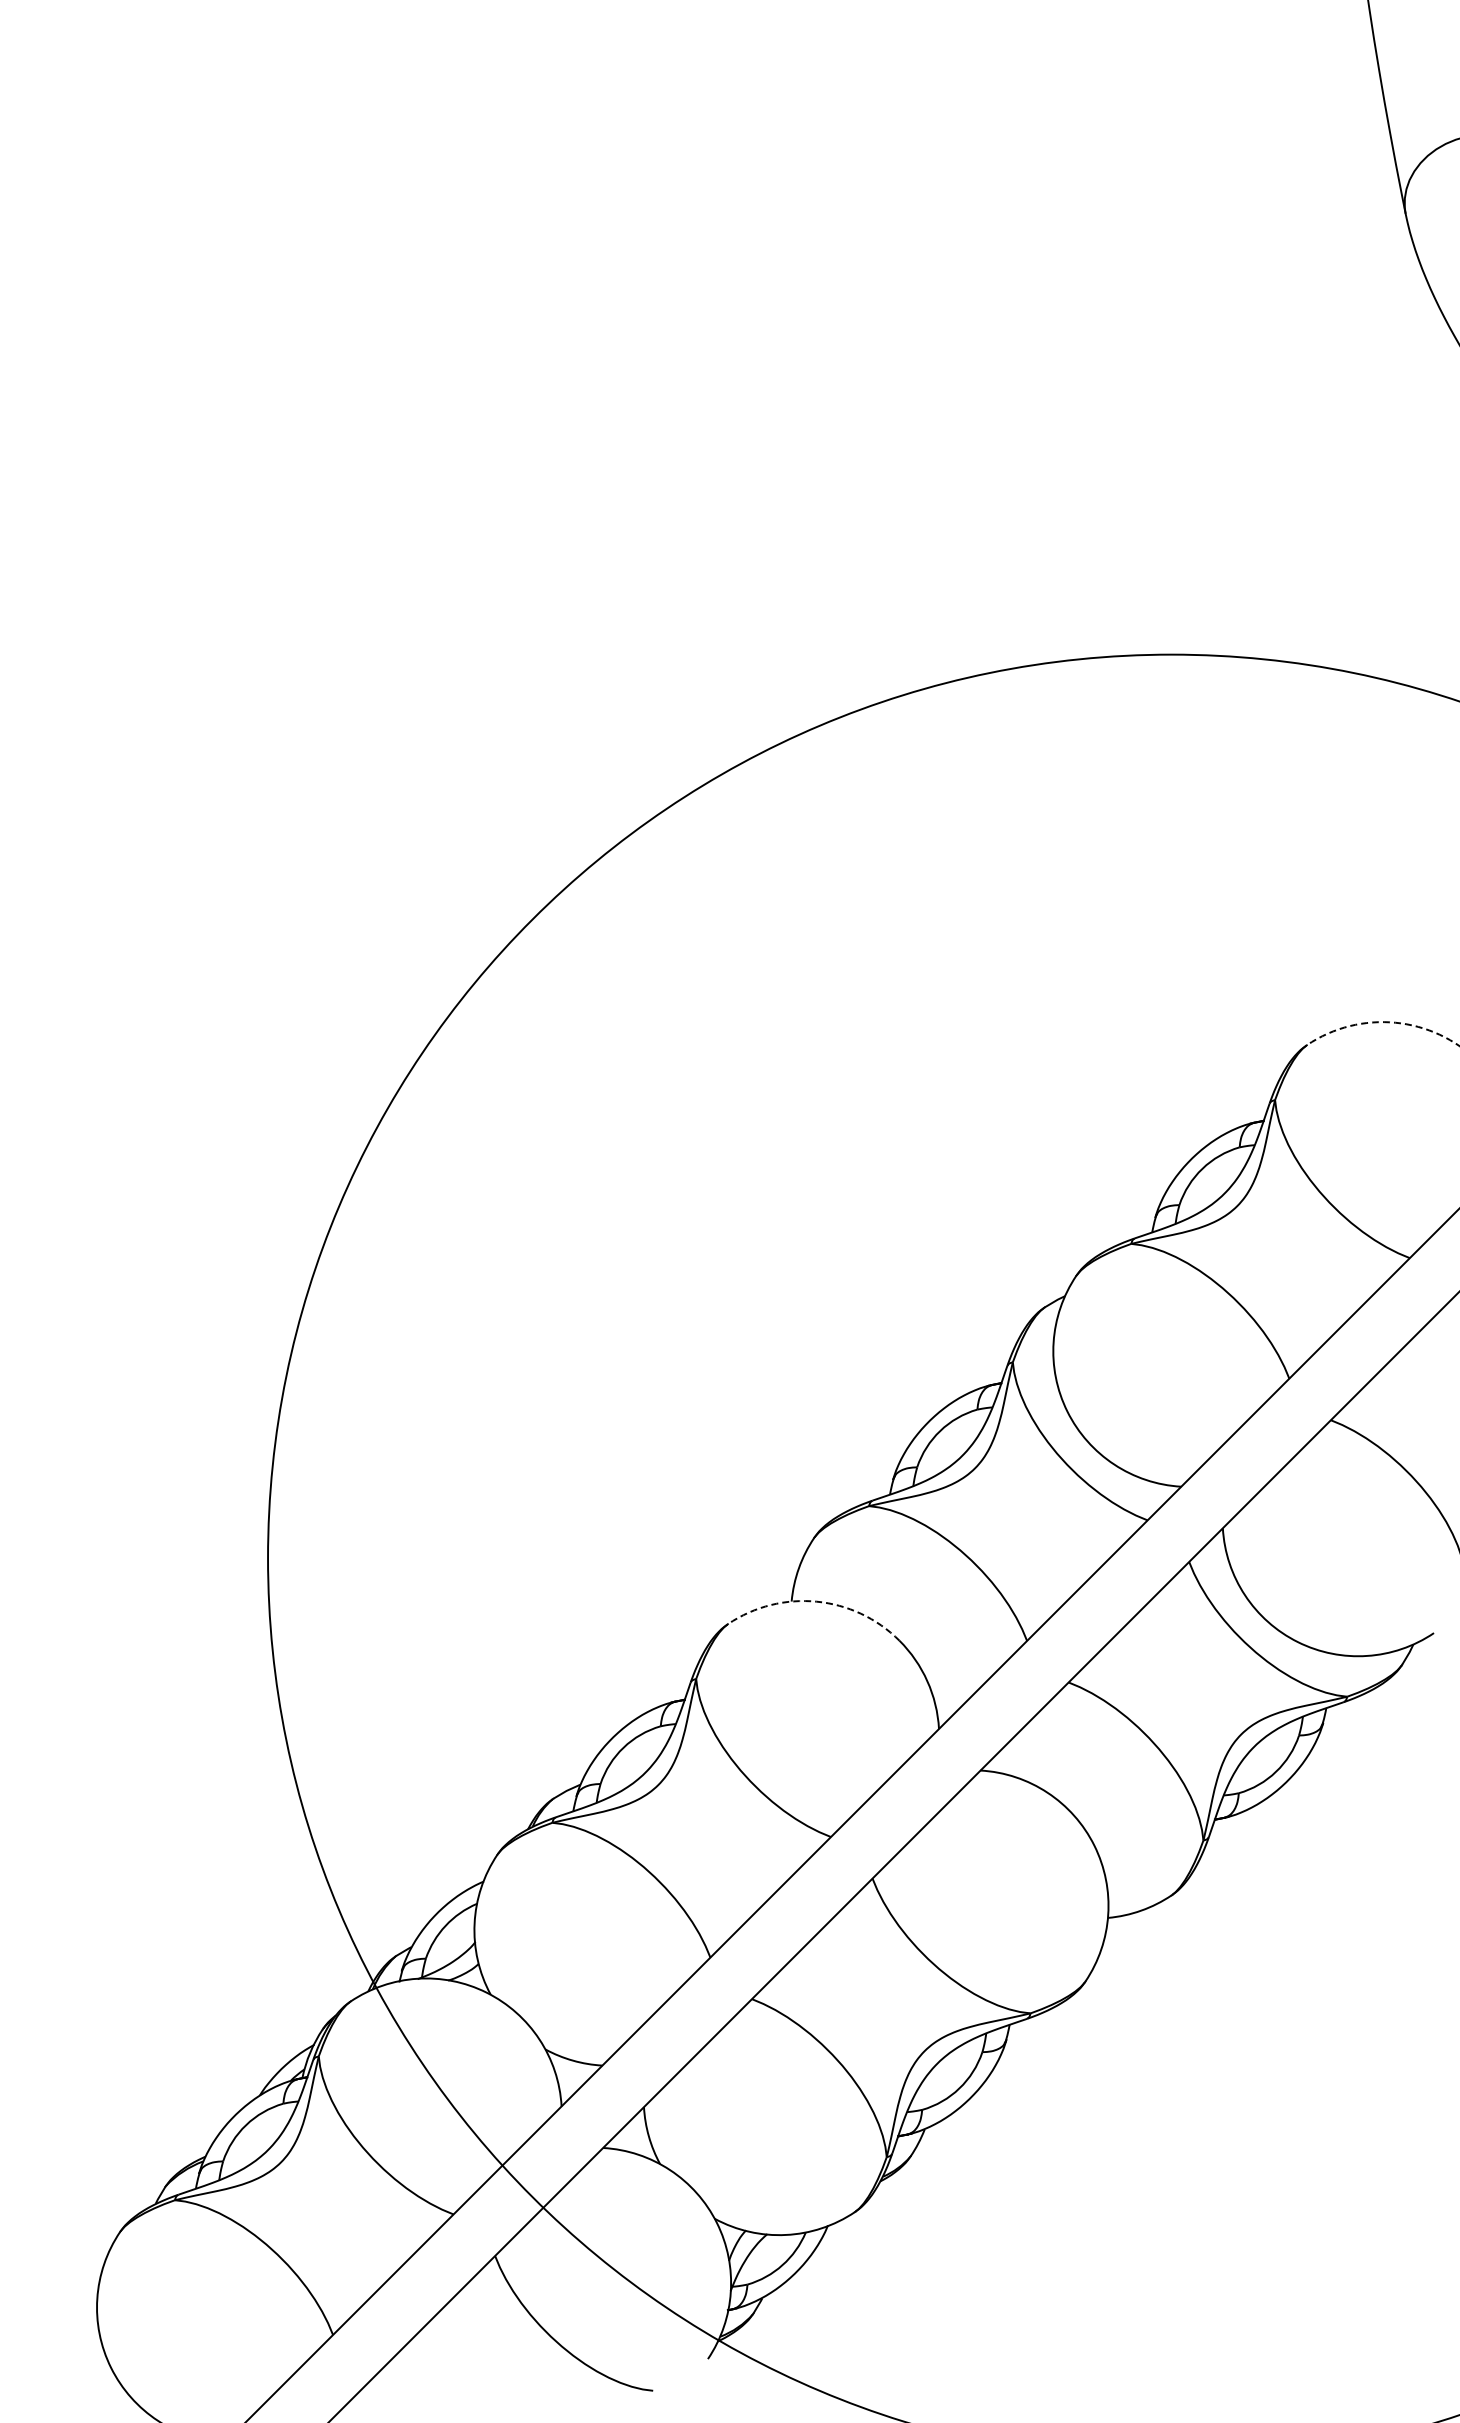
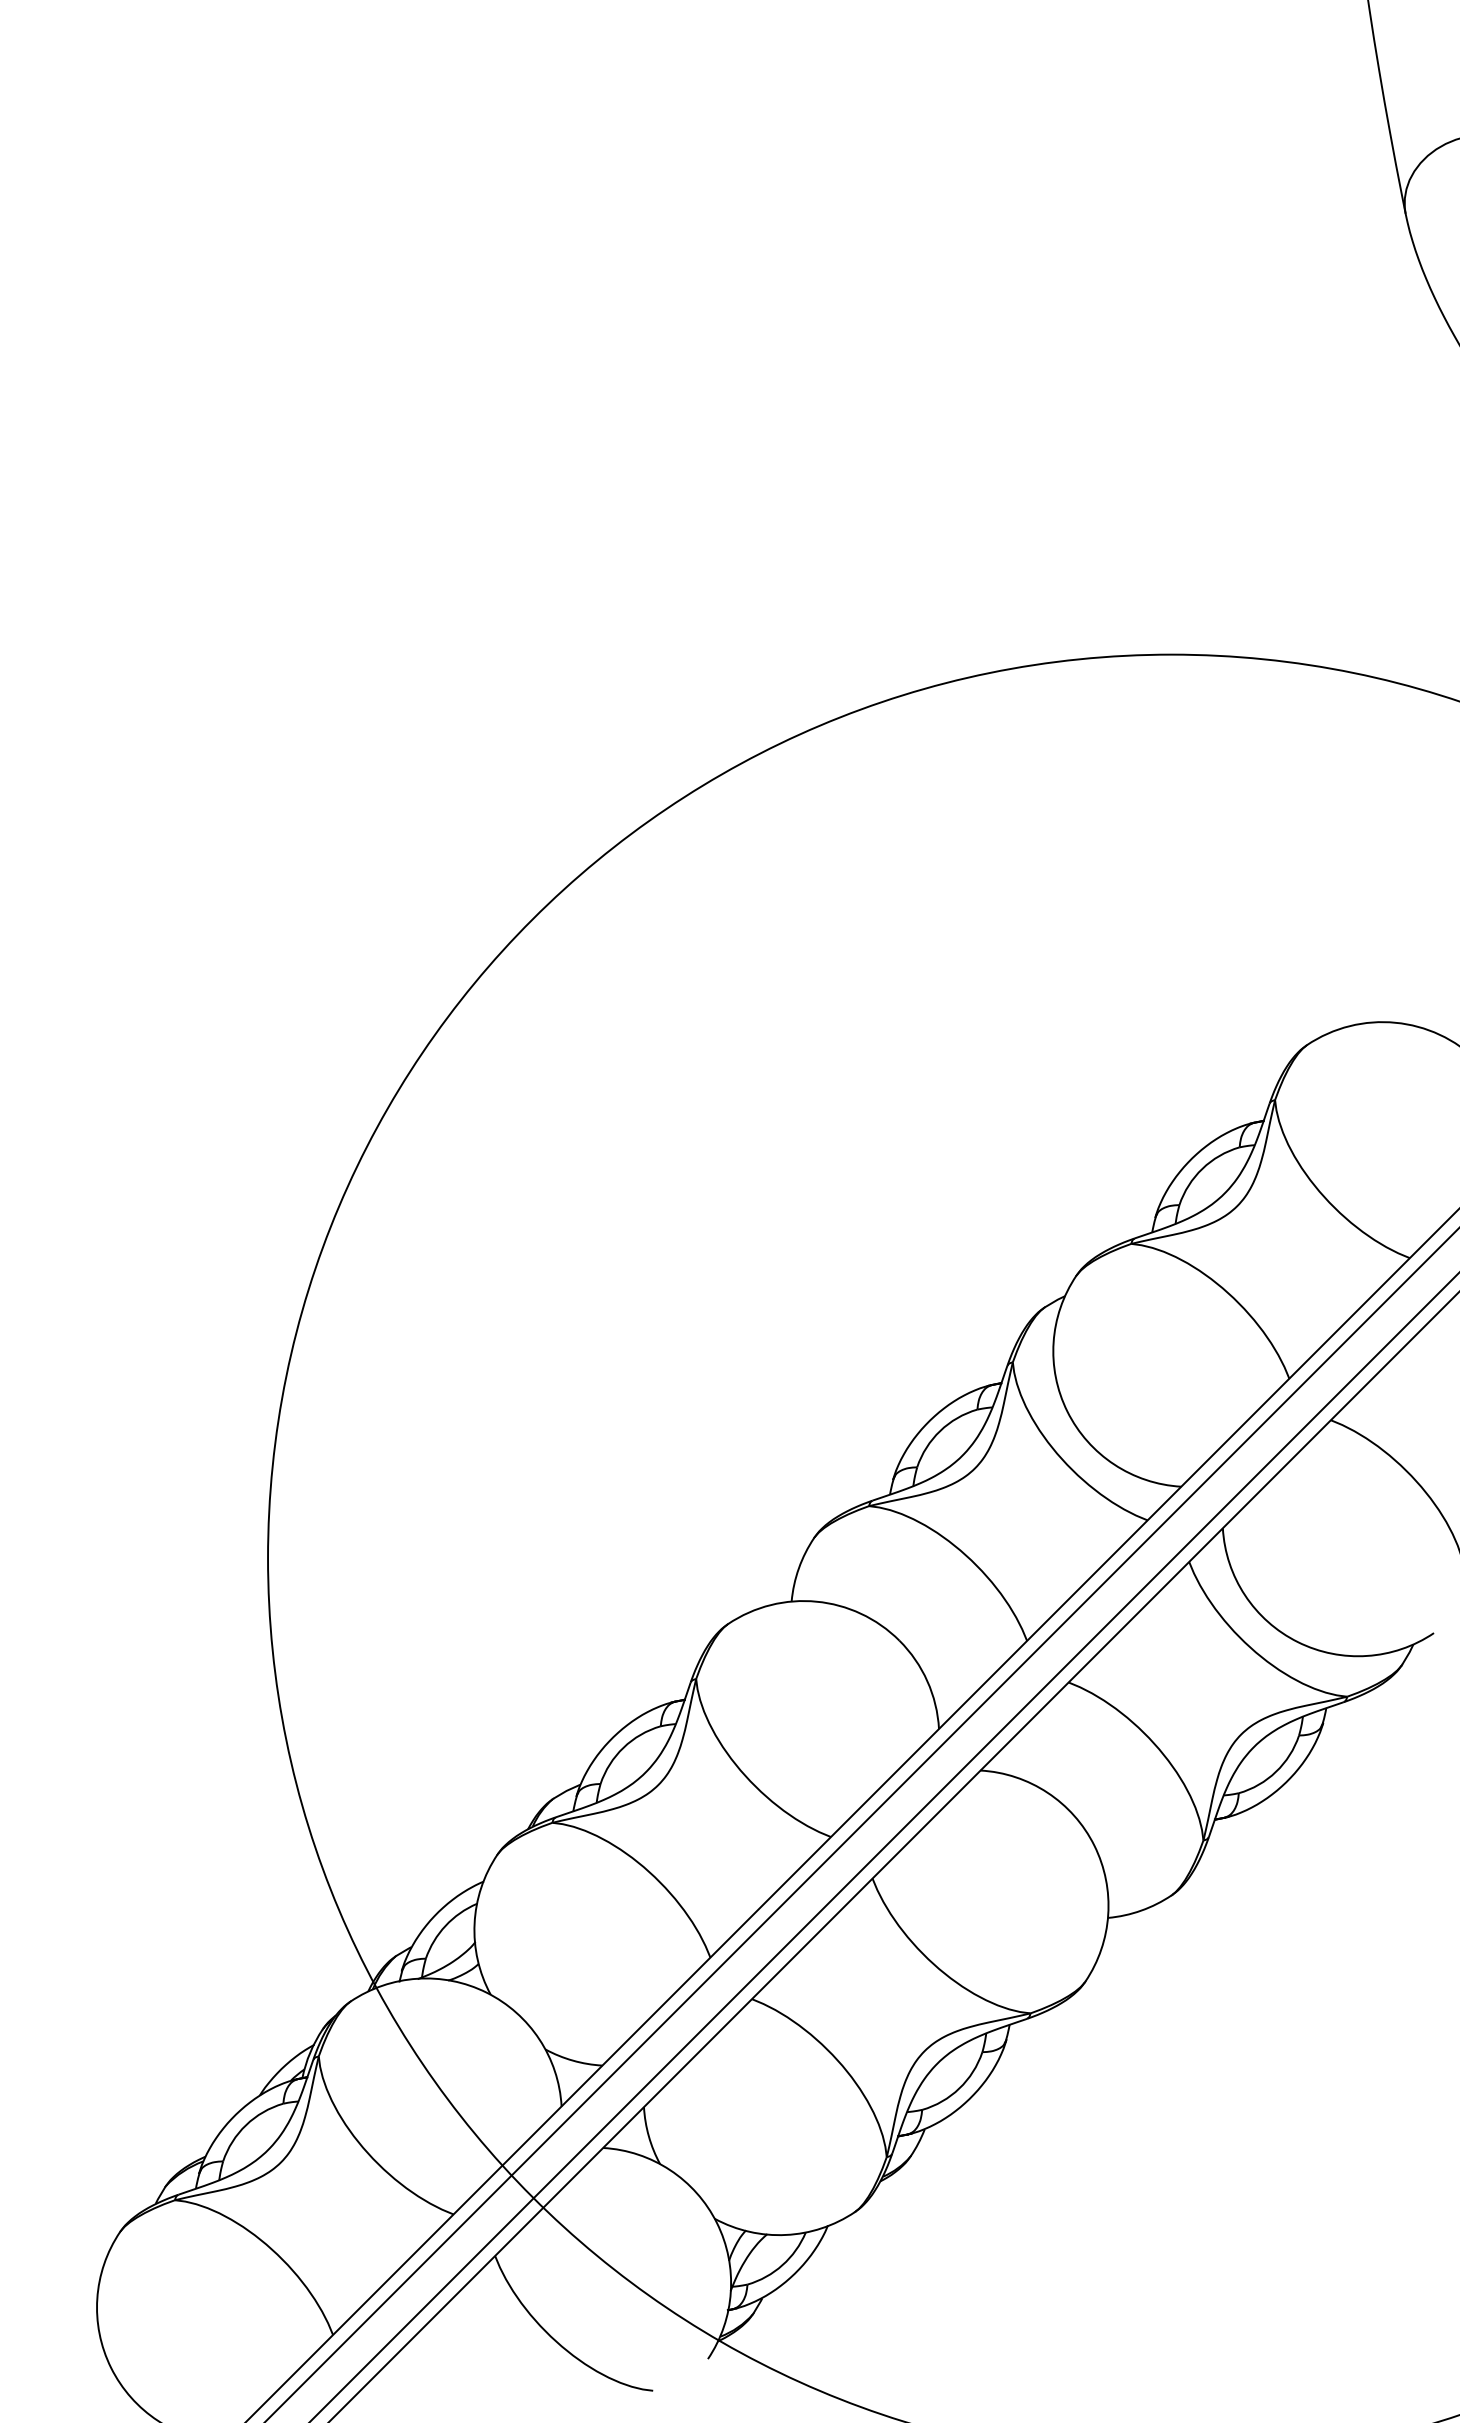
arc: dashed -> solid (1383, 1022)
arc: dashed -> solid (816, 1601)
line: none -> present (861, 1824)
line: none -> present (884, 1847)
